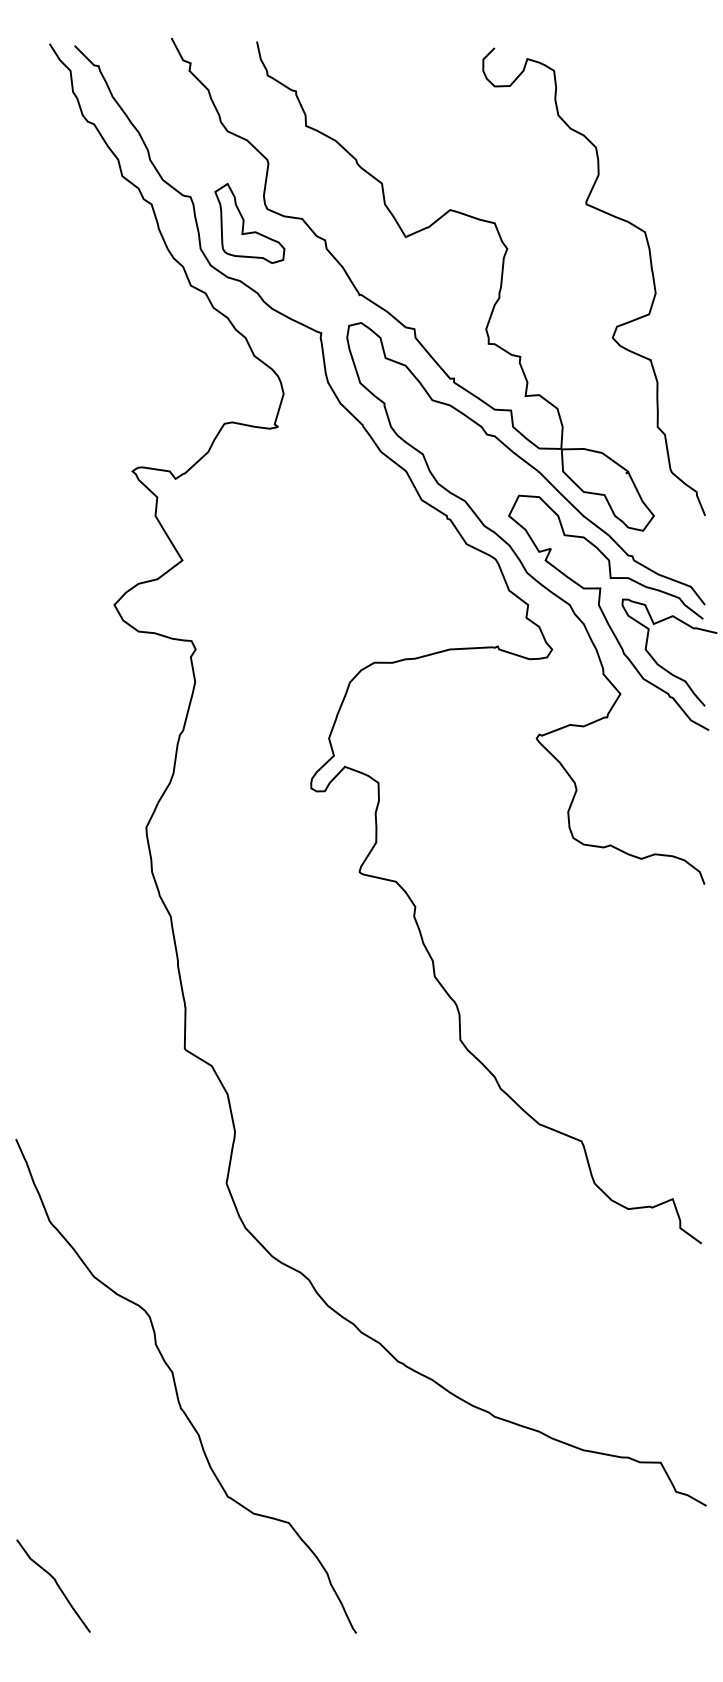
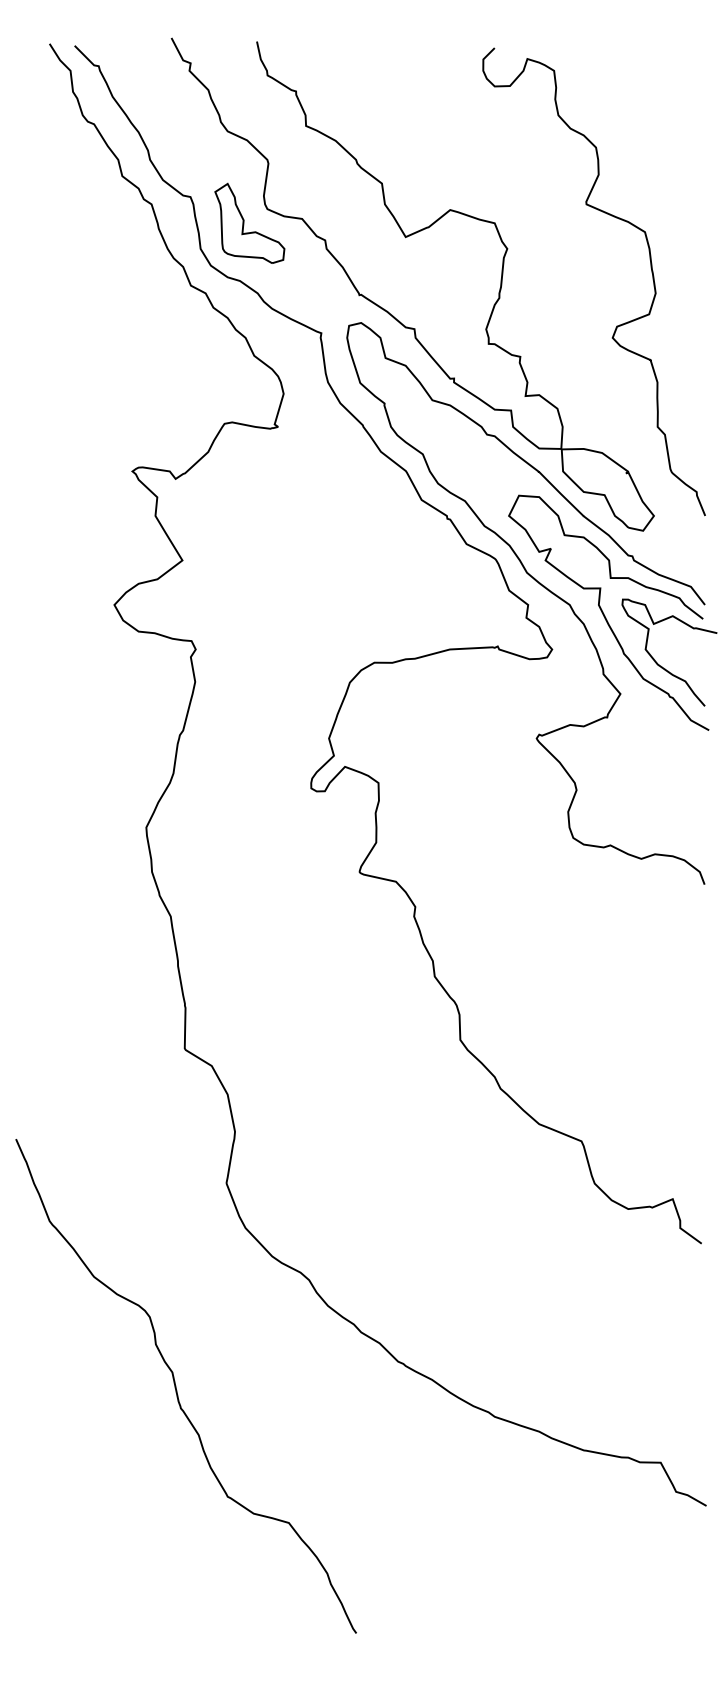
curve: present -> none (55, 1583)
